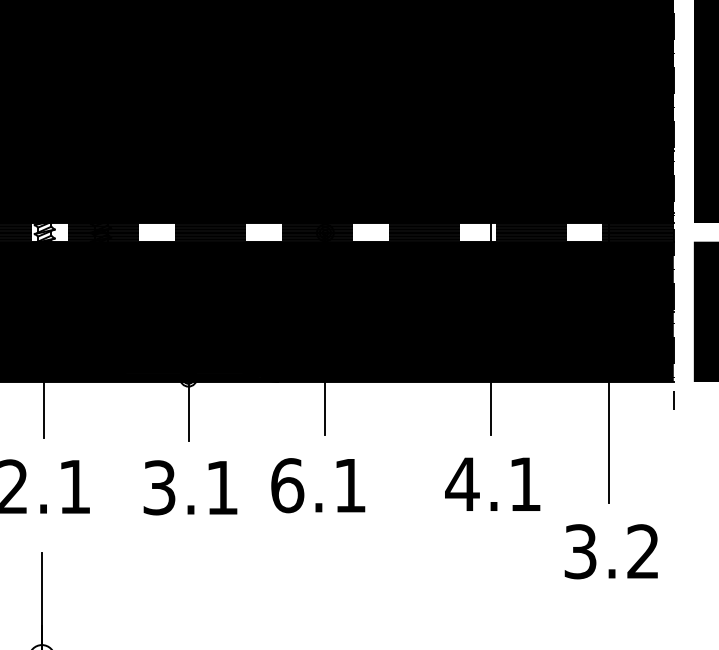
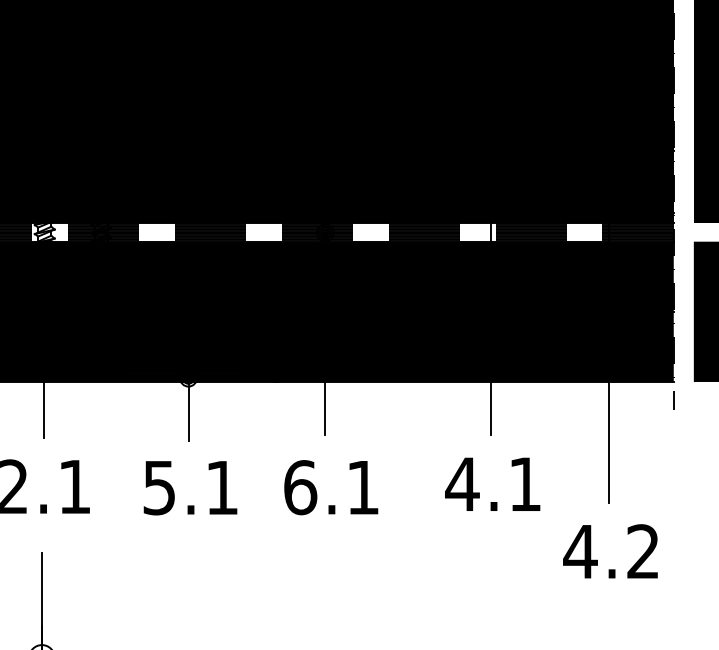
text position: (318, 485) -> (331, 487) (331, 487)
text: 3.1 -> 5.1 (159, 487)
text: 3.2 -> 4.2 (580, 551)
